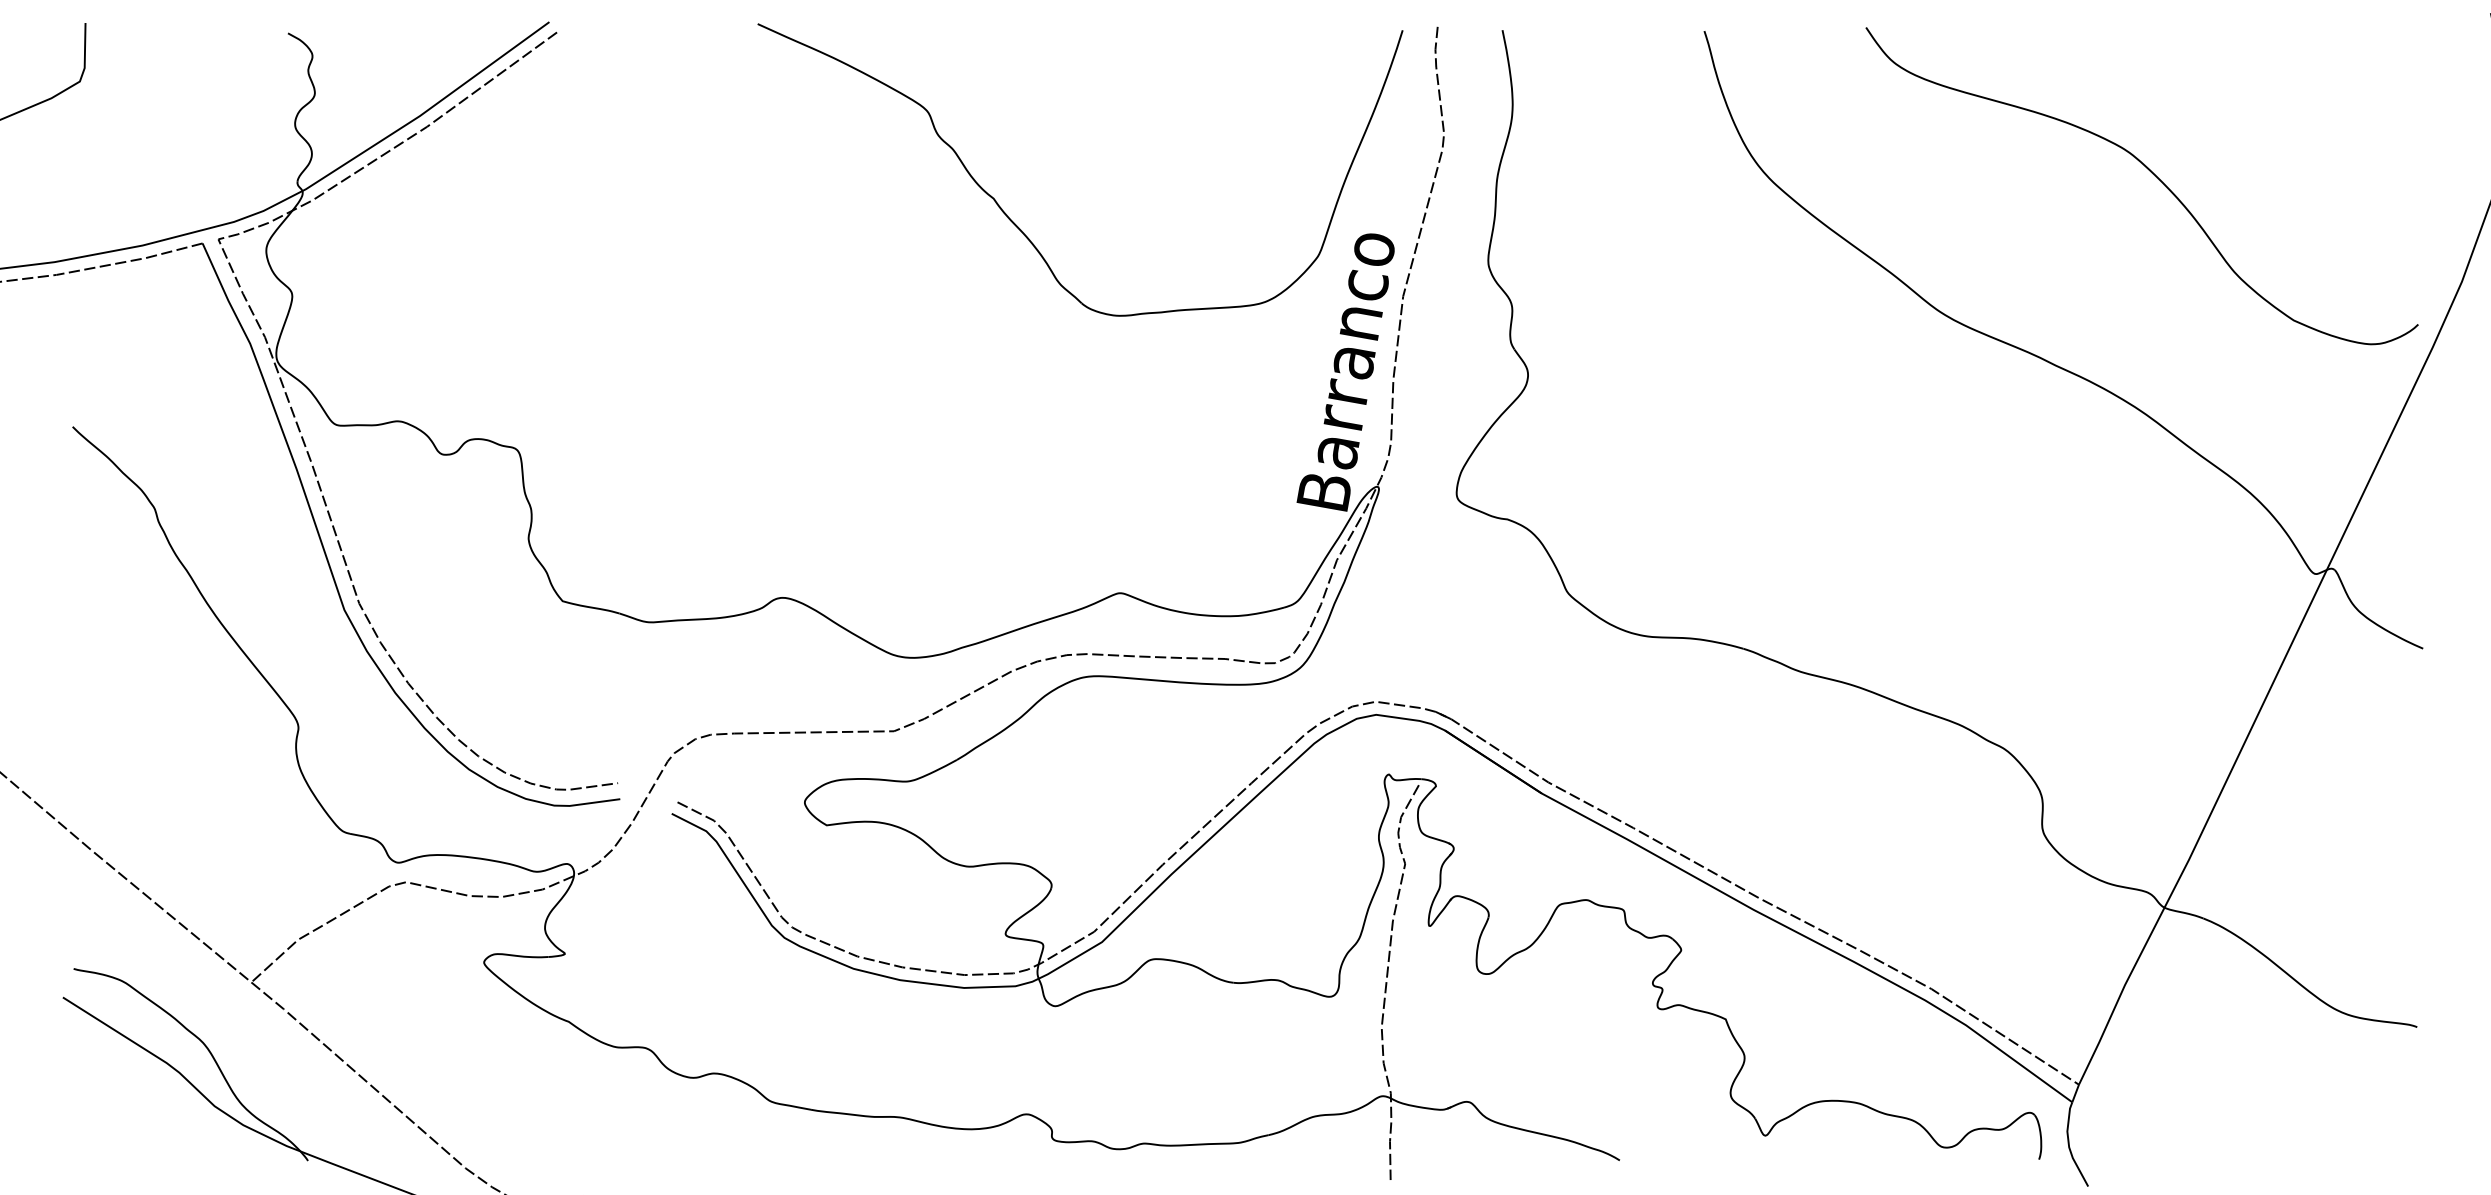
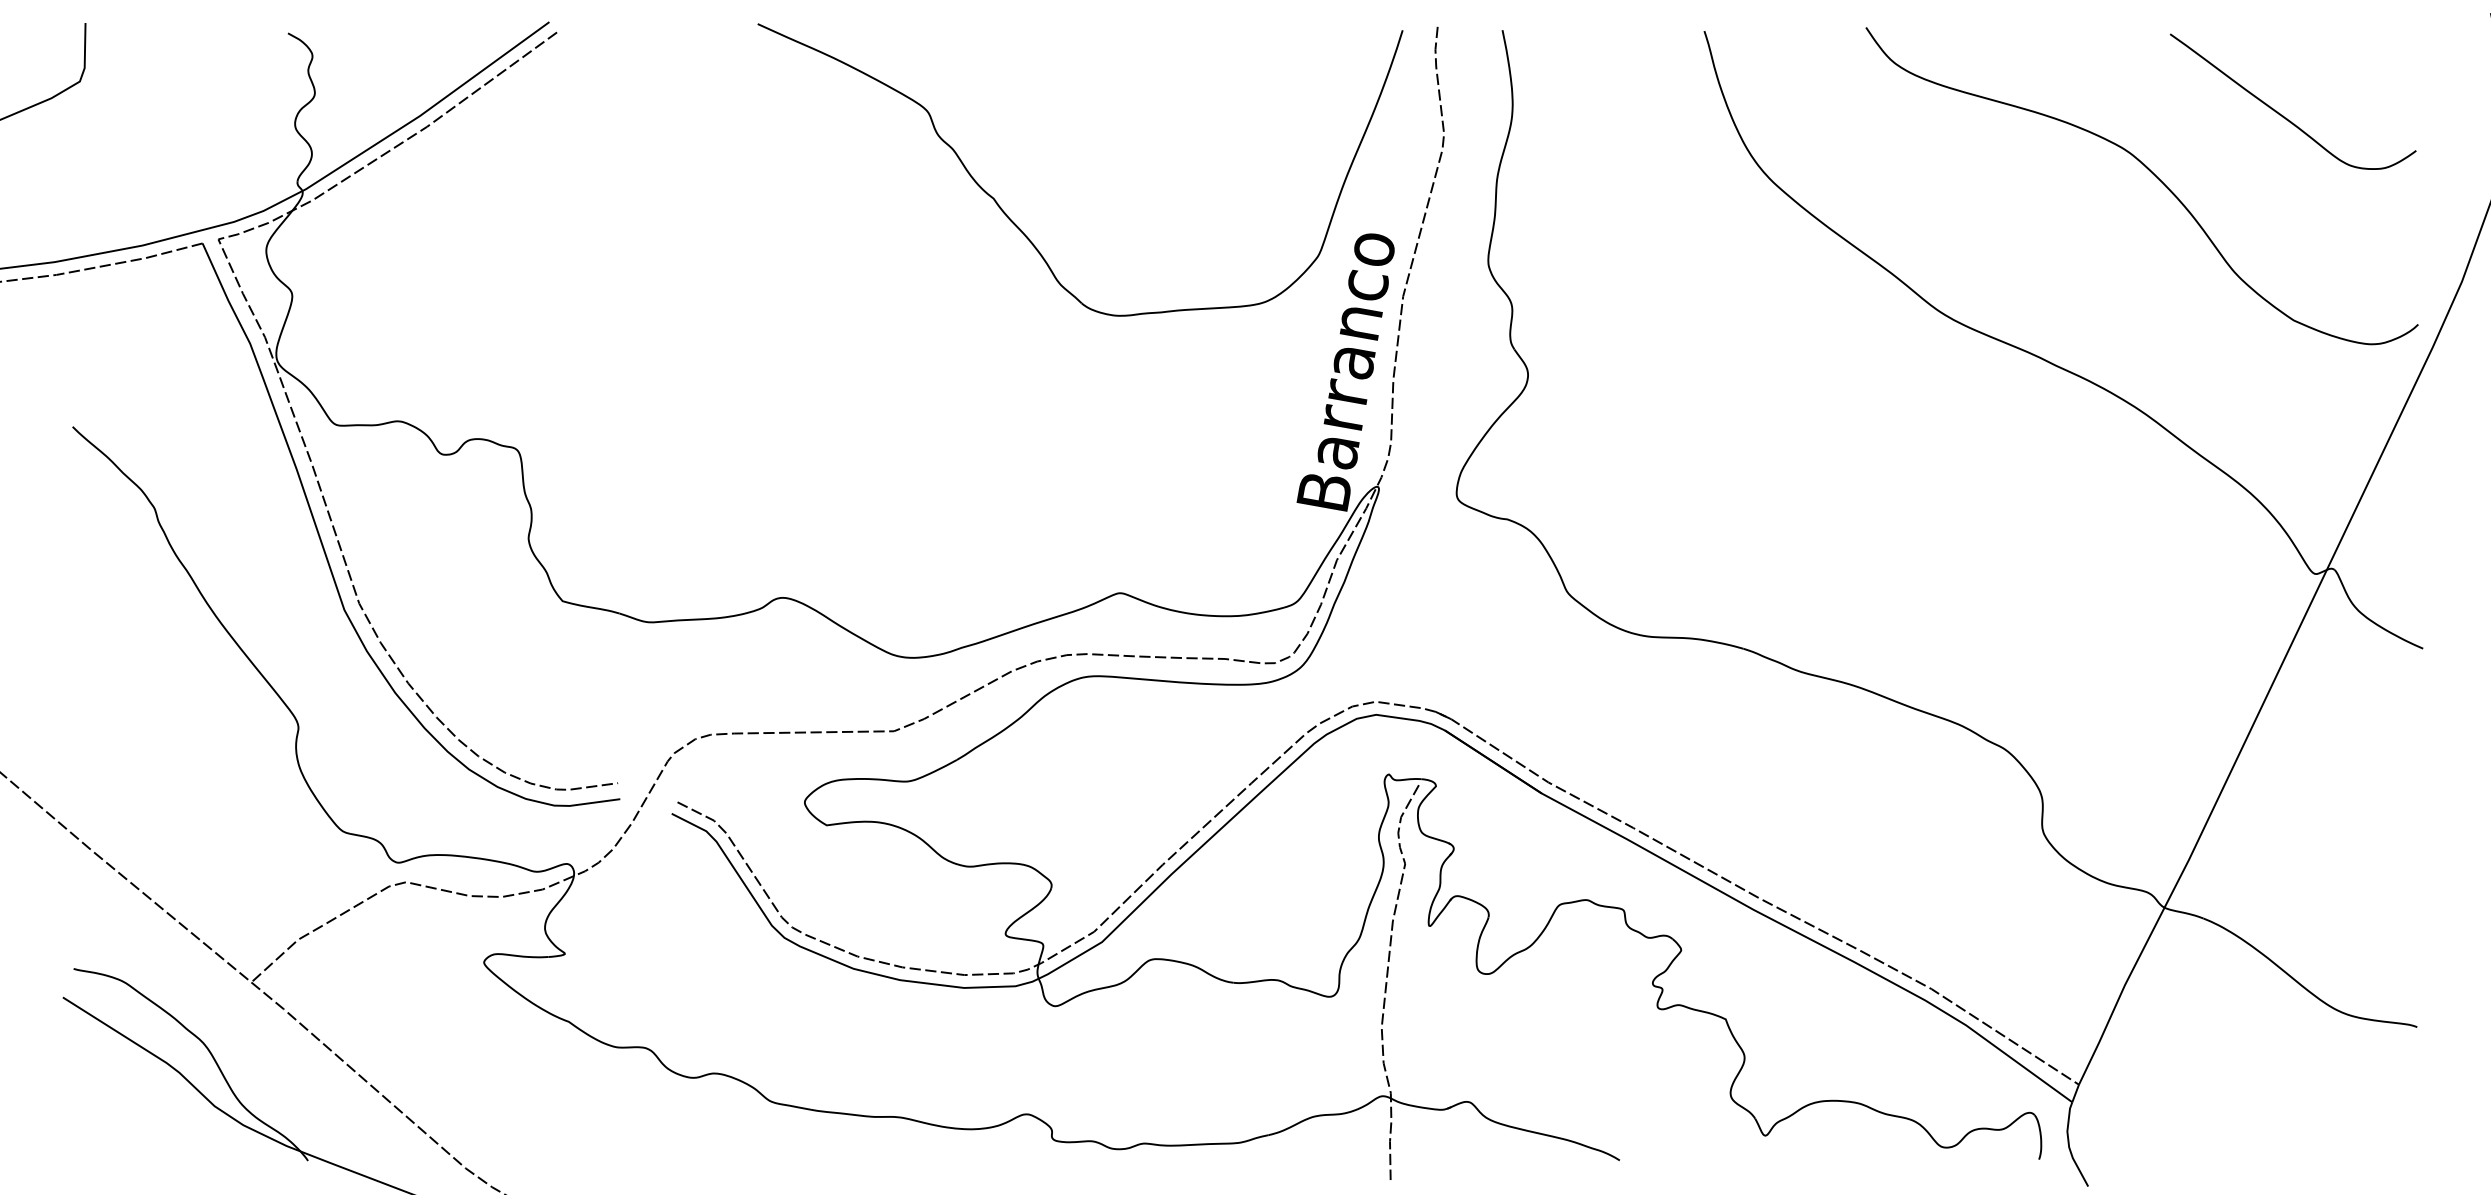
curve: none -> present (2283, 115)
